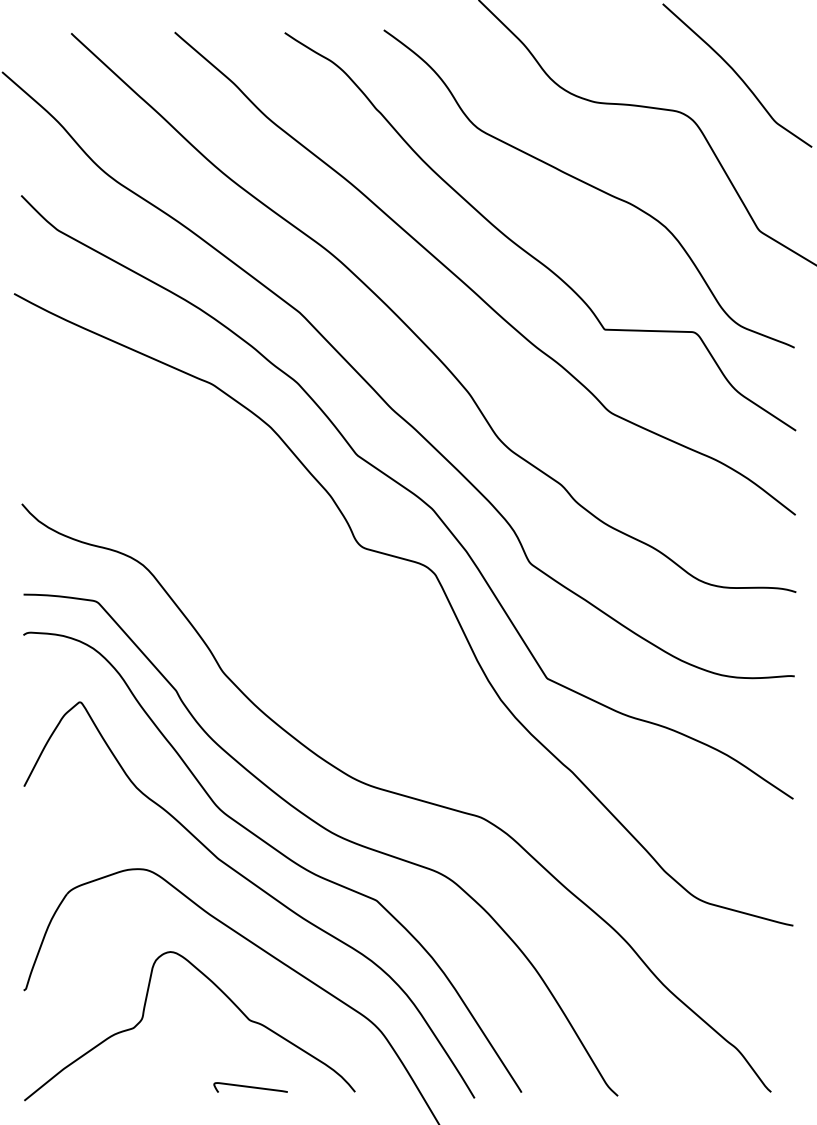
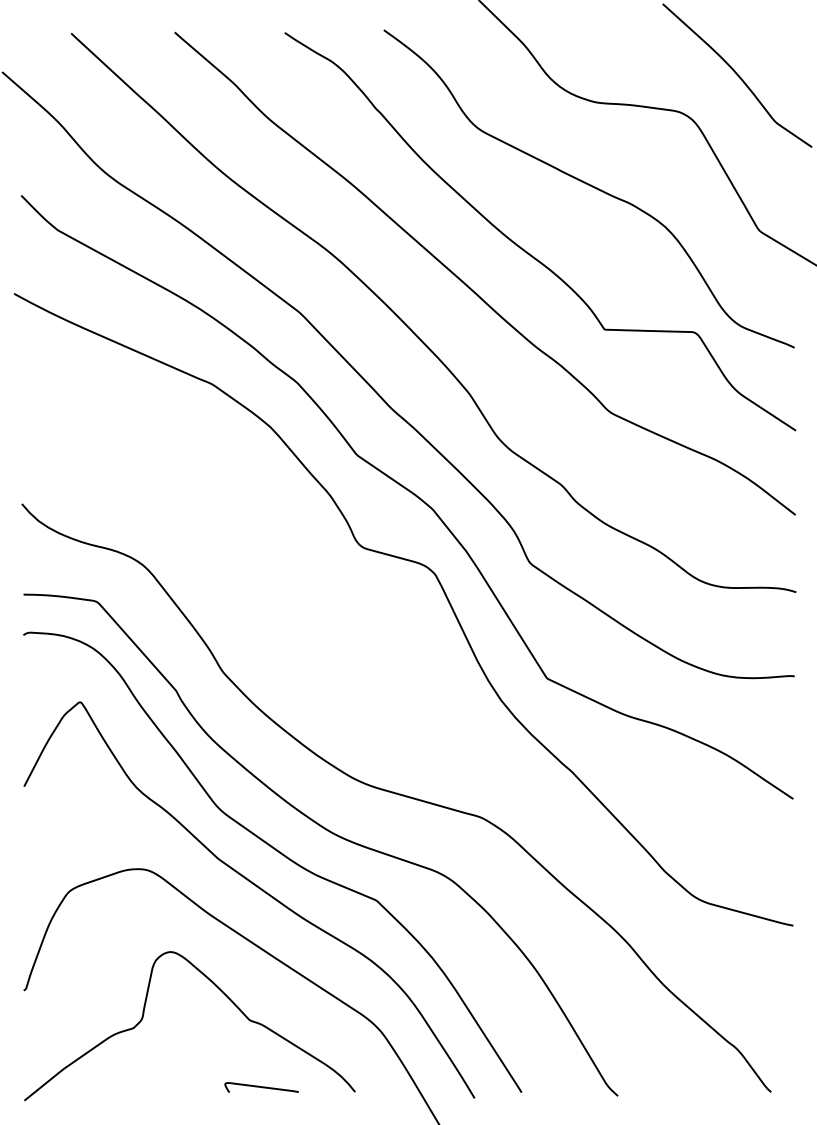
curve position: (250, 1087) -> (261, 1087) (261, 1087)
